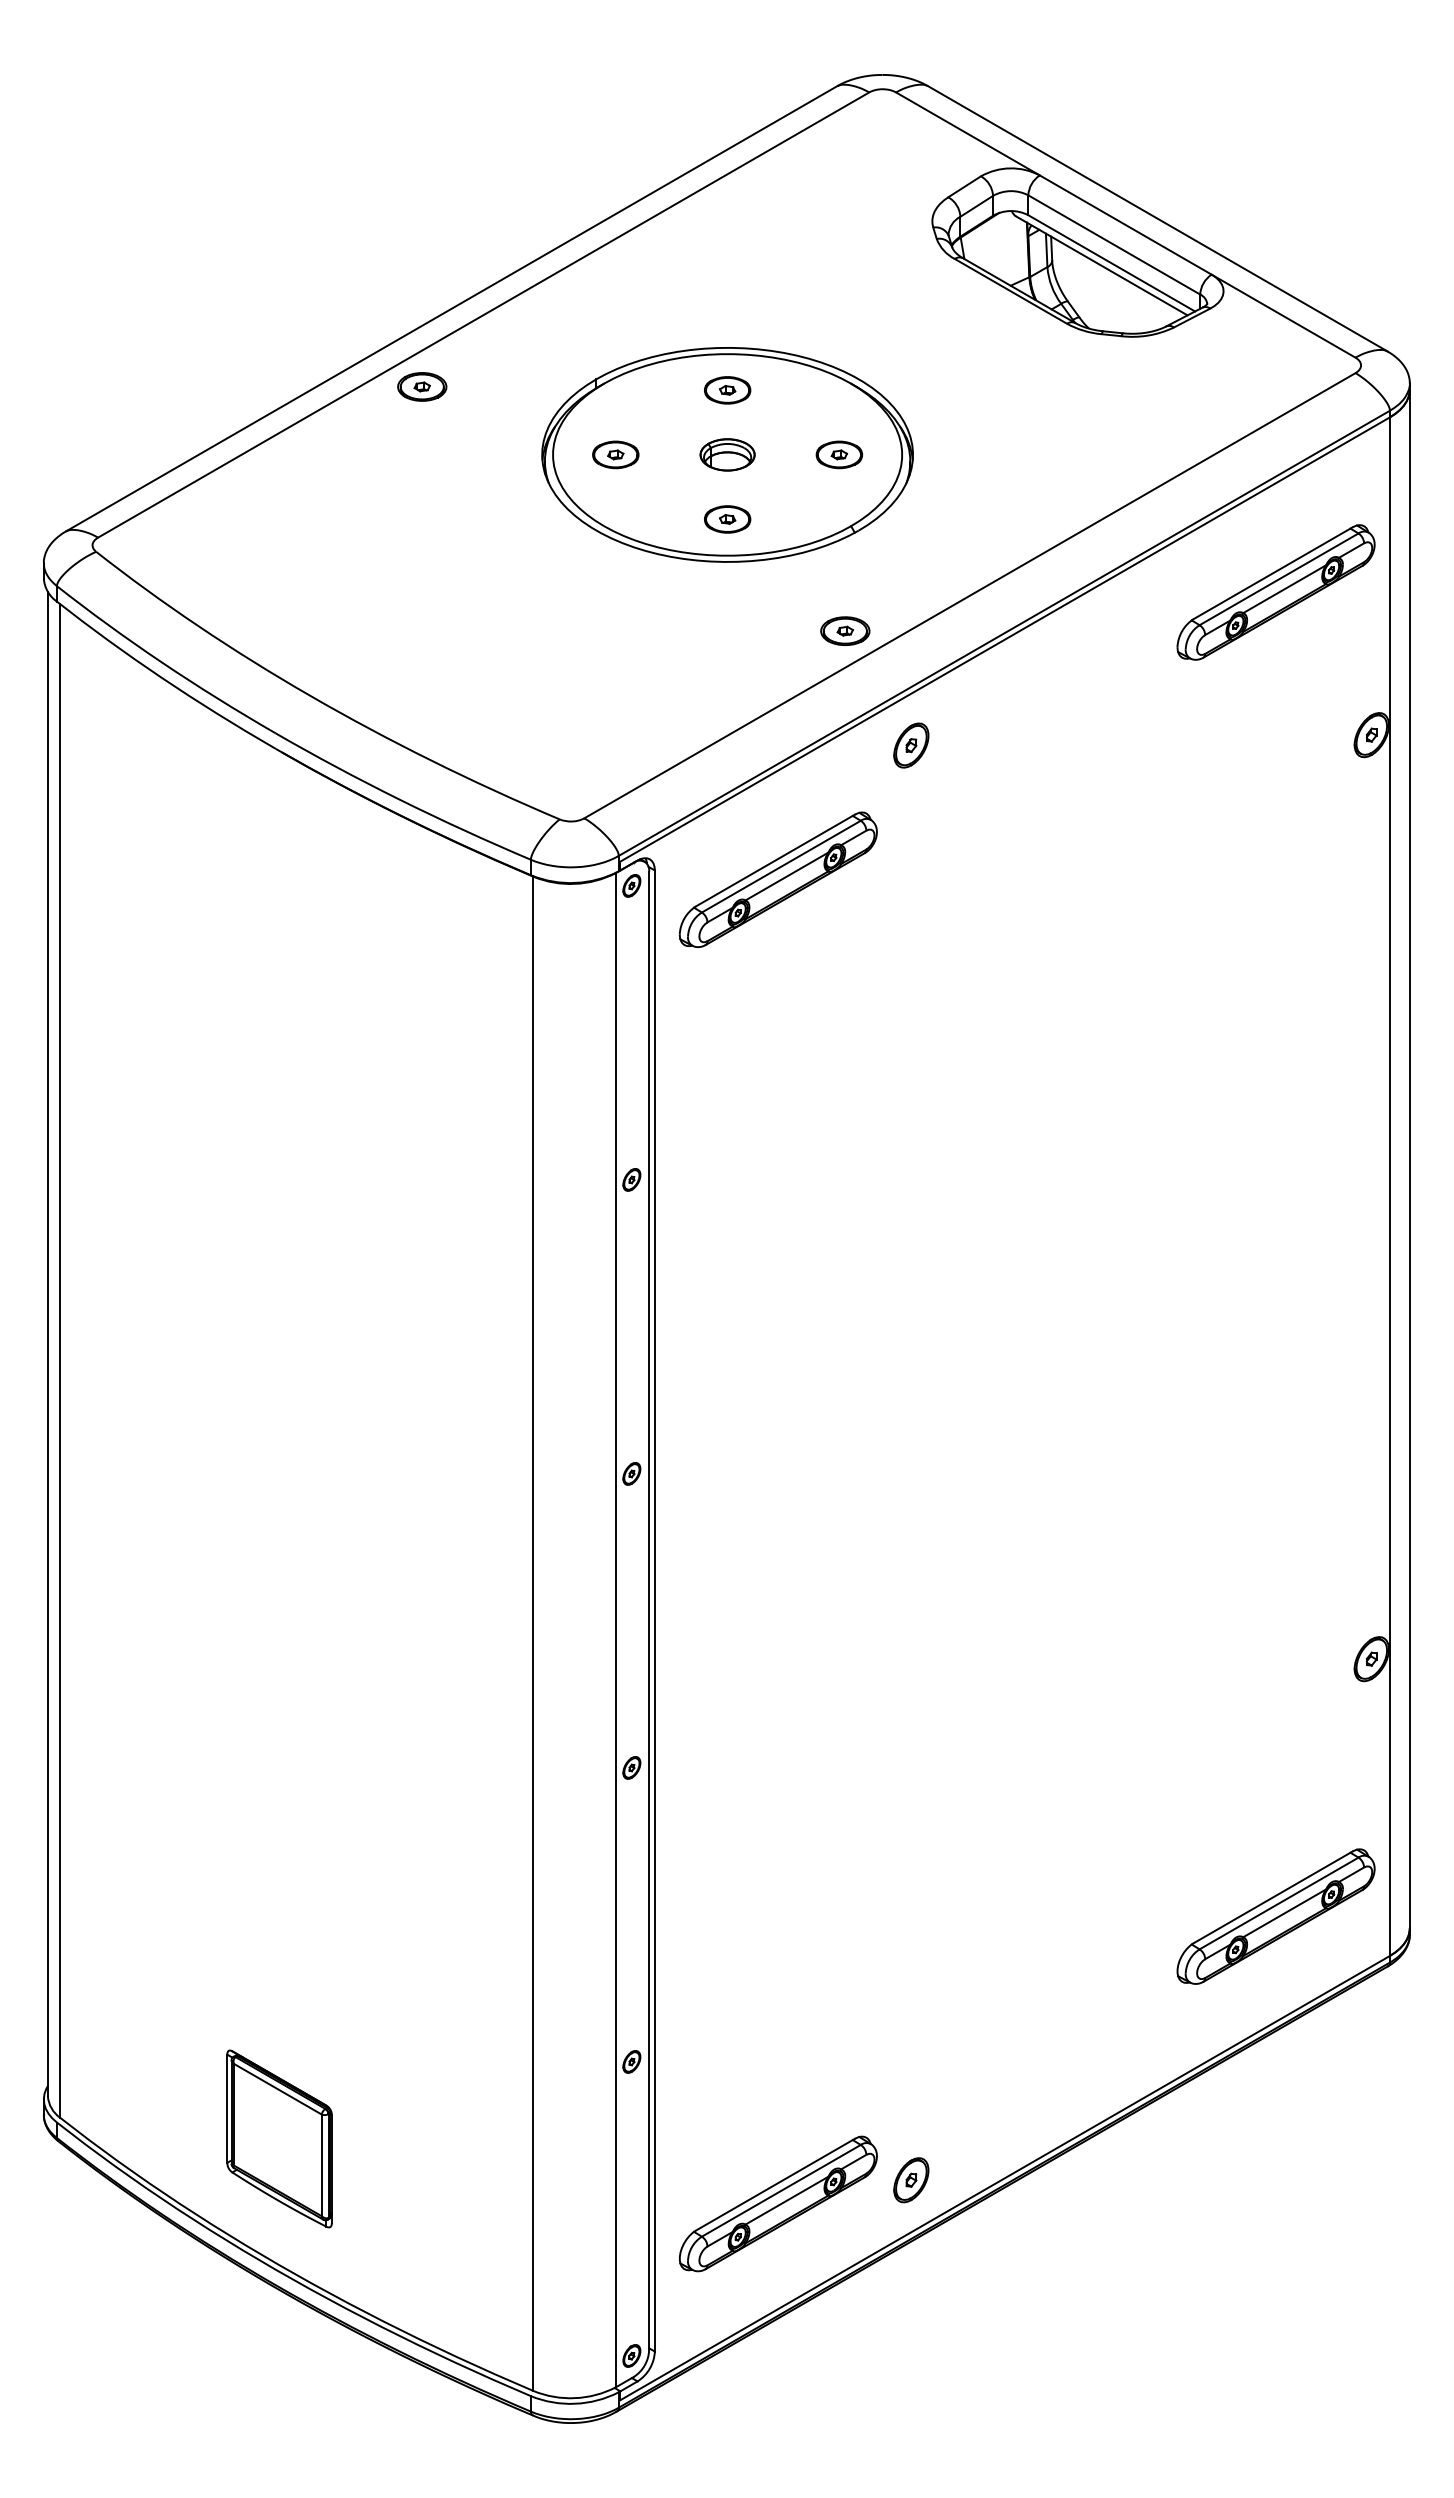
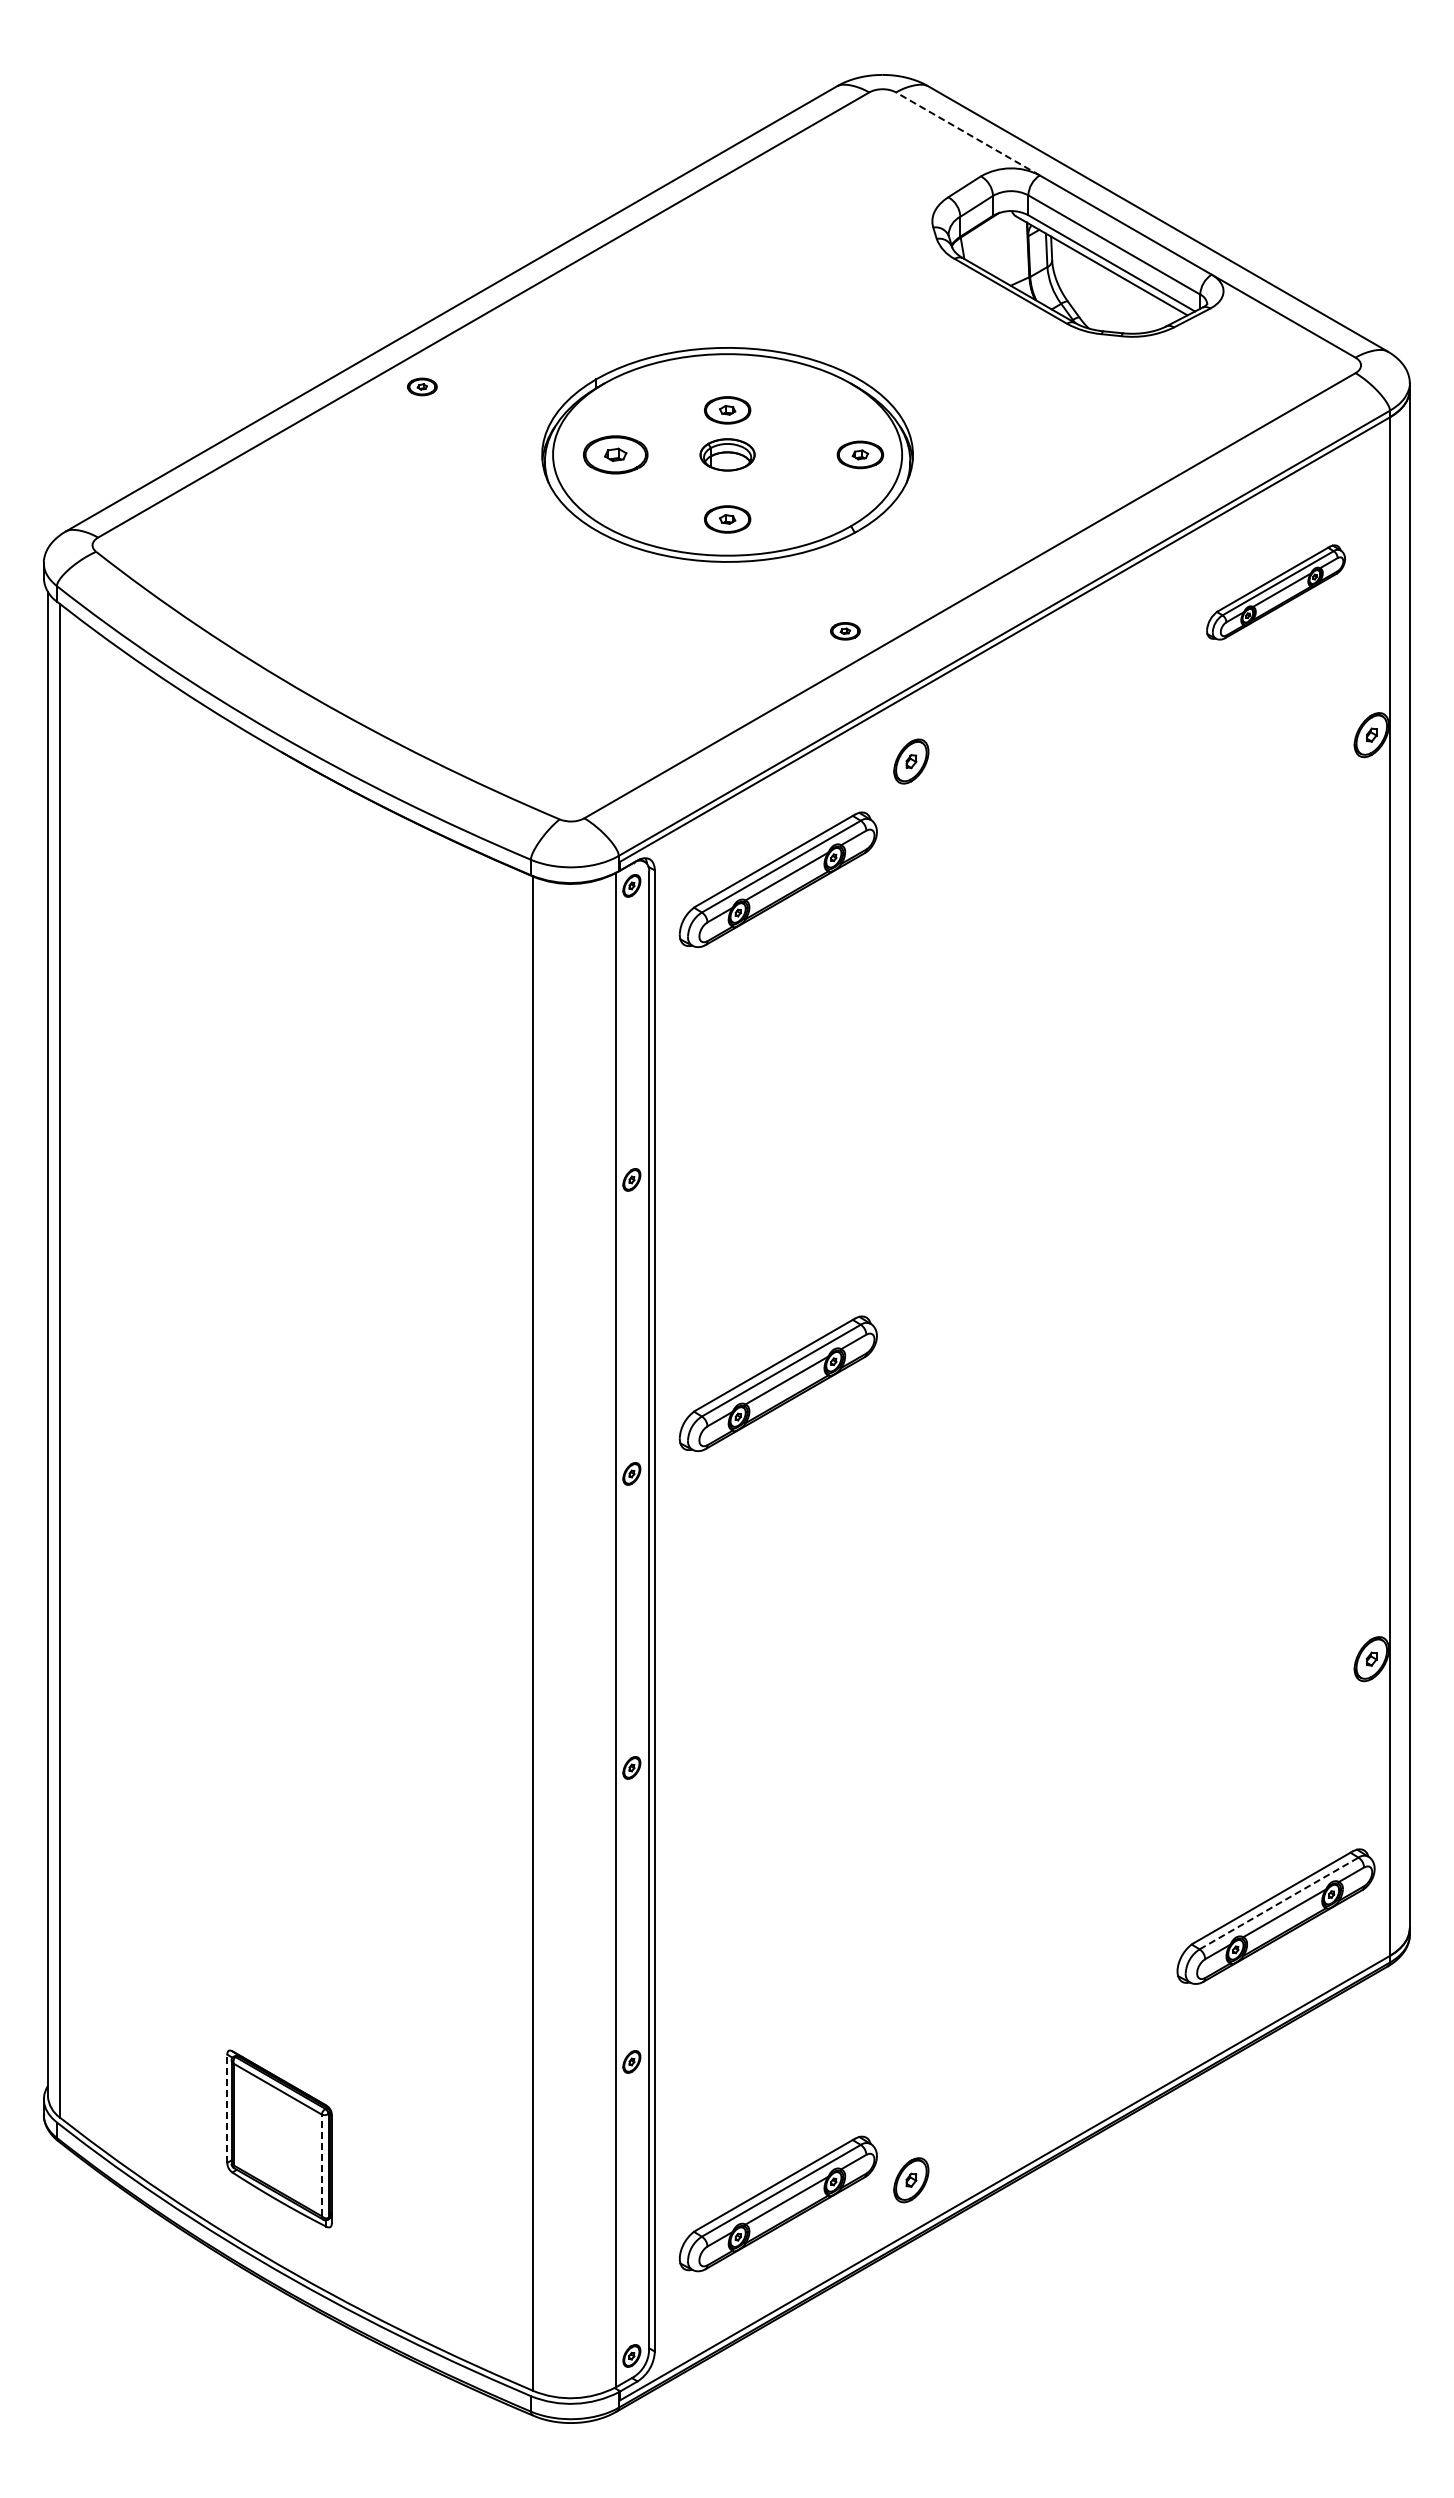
line: solid -> dashed (967, 133)
part size: 51x30 px -> 31x20 px (422, 386)
part position: (727, 390) -> (727, 410) (727, 410)
part size: 48x30 px -> 66x40 px (615, 454)
part position: (839, 454) -> (860, 454) (860, 454)
part size: 200x137 px -> 140x97 px (1275, 592)
part size: 51x31 px -> 31x19 px (845, 631)
part position: (911, 745) -> (911, 761) (911, 761)
part: none -> present (777, 1383)
line: solid -> dashed (1279, 1903)
line: solid -> dashed (227, 2108)
line: solid -> dashed (321, 2165)
